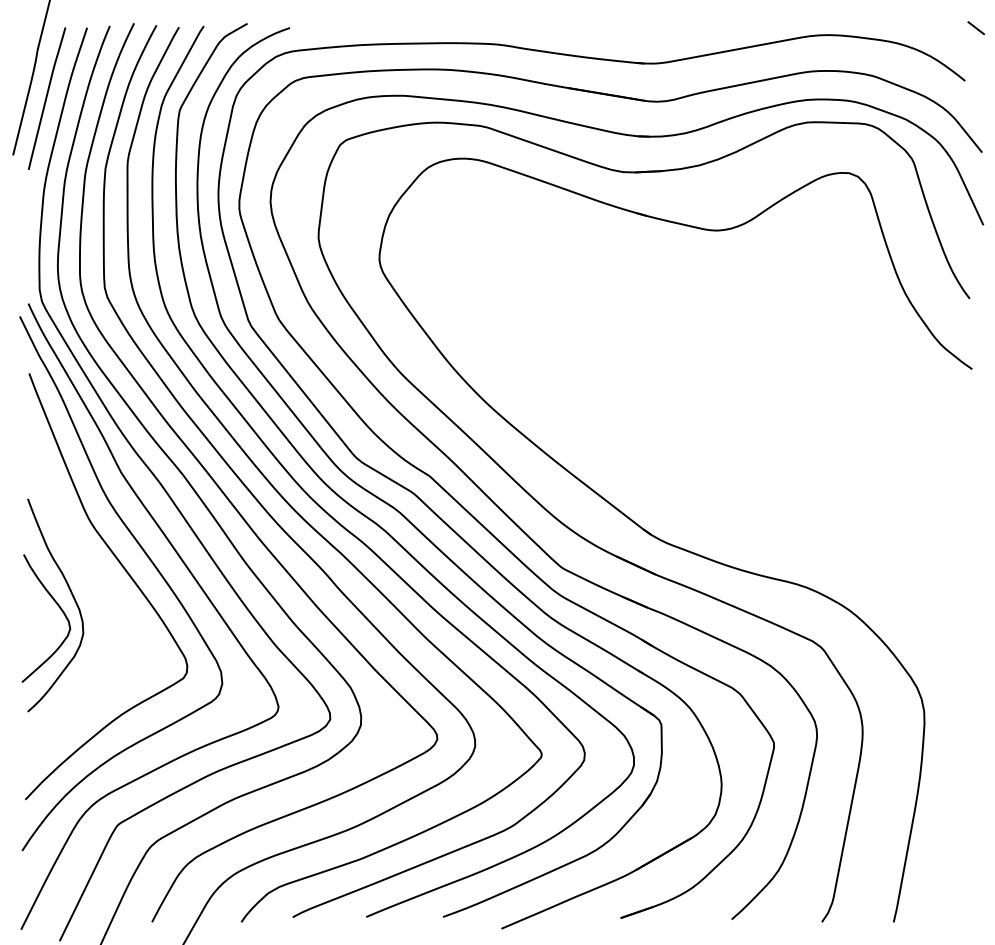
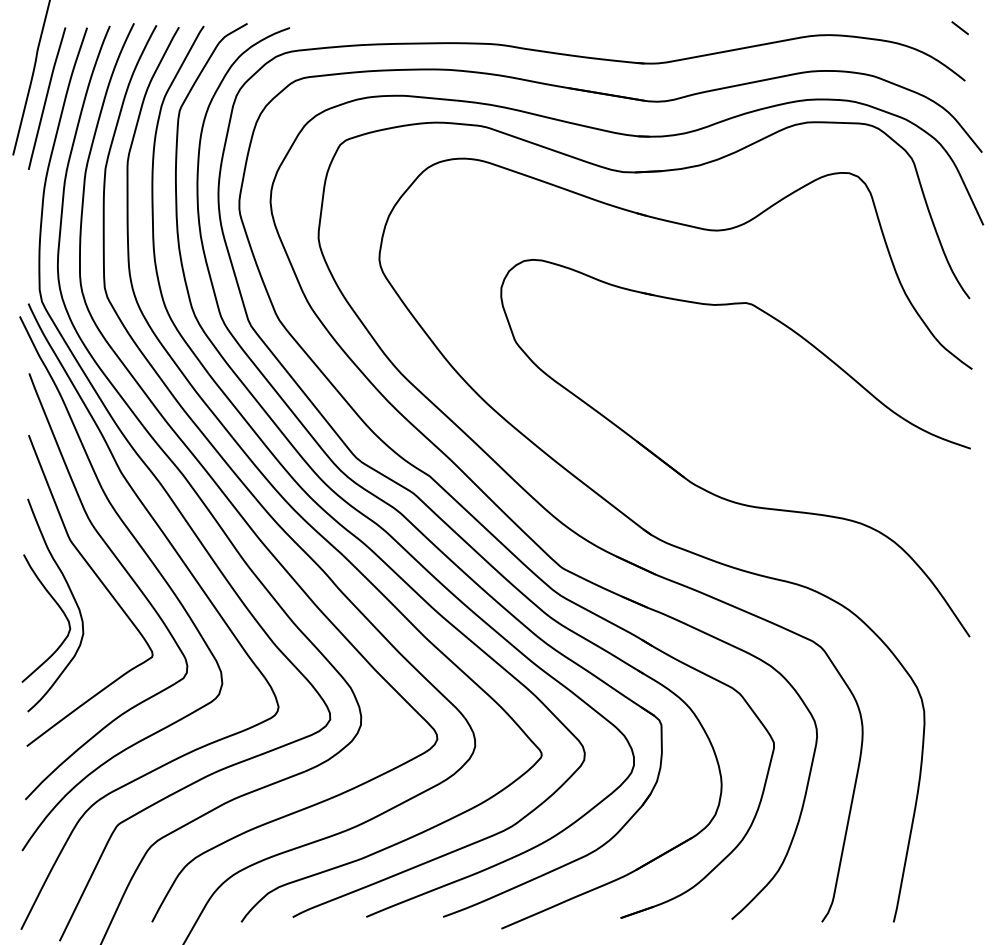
line position: (975, 28) -> (959, 28) (959, 28)
part: none -> present (712, 492)
curve: none -> present (100, 582)
